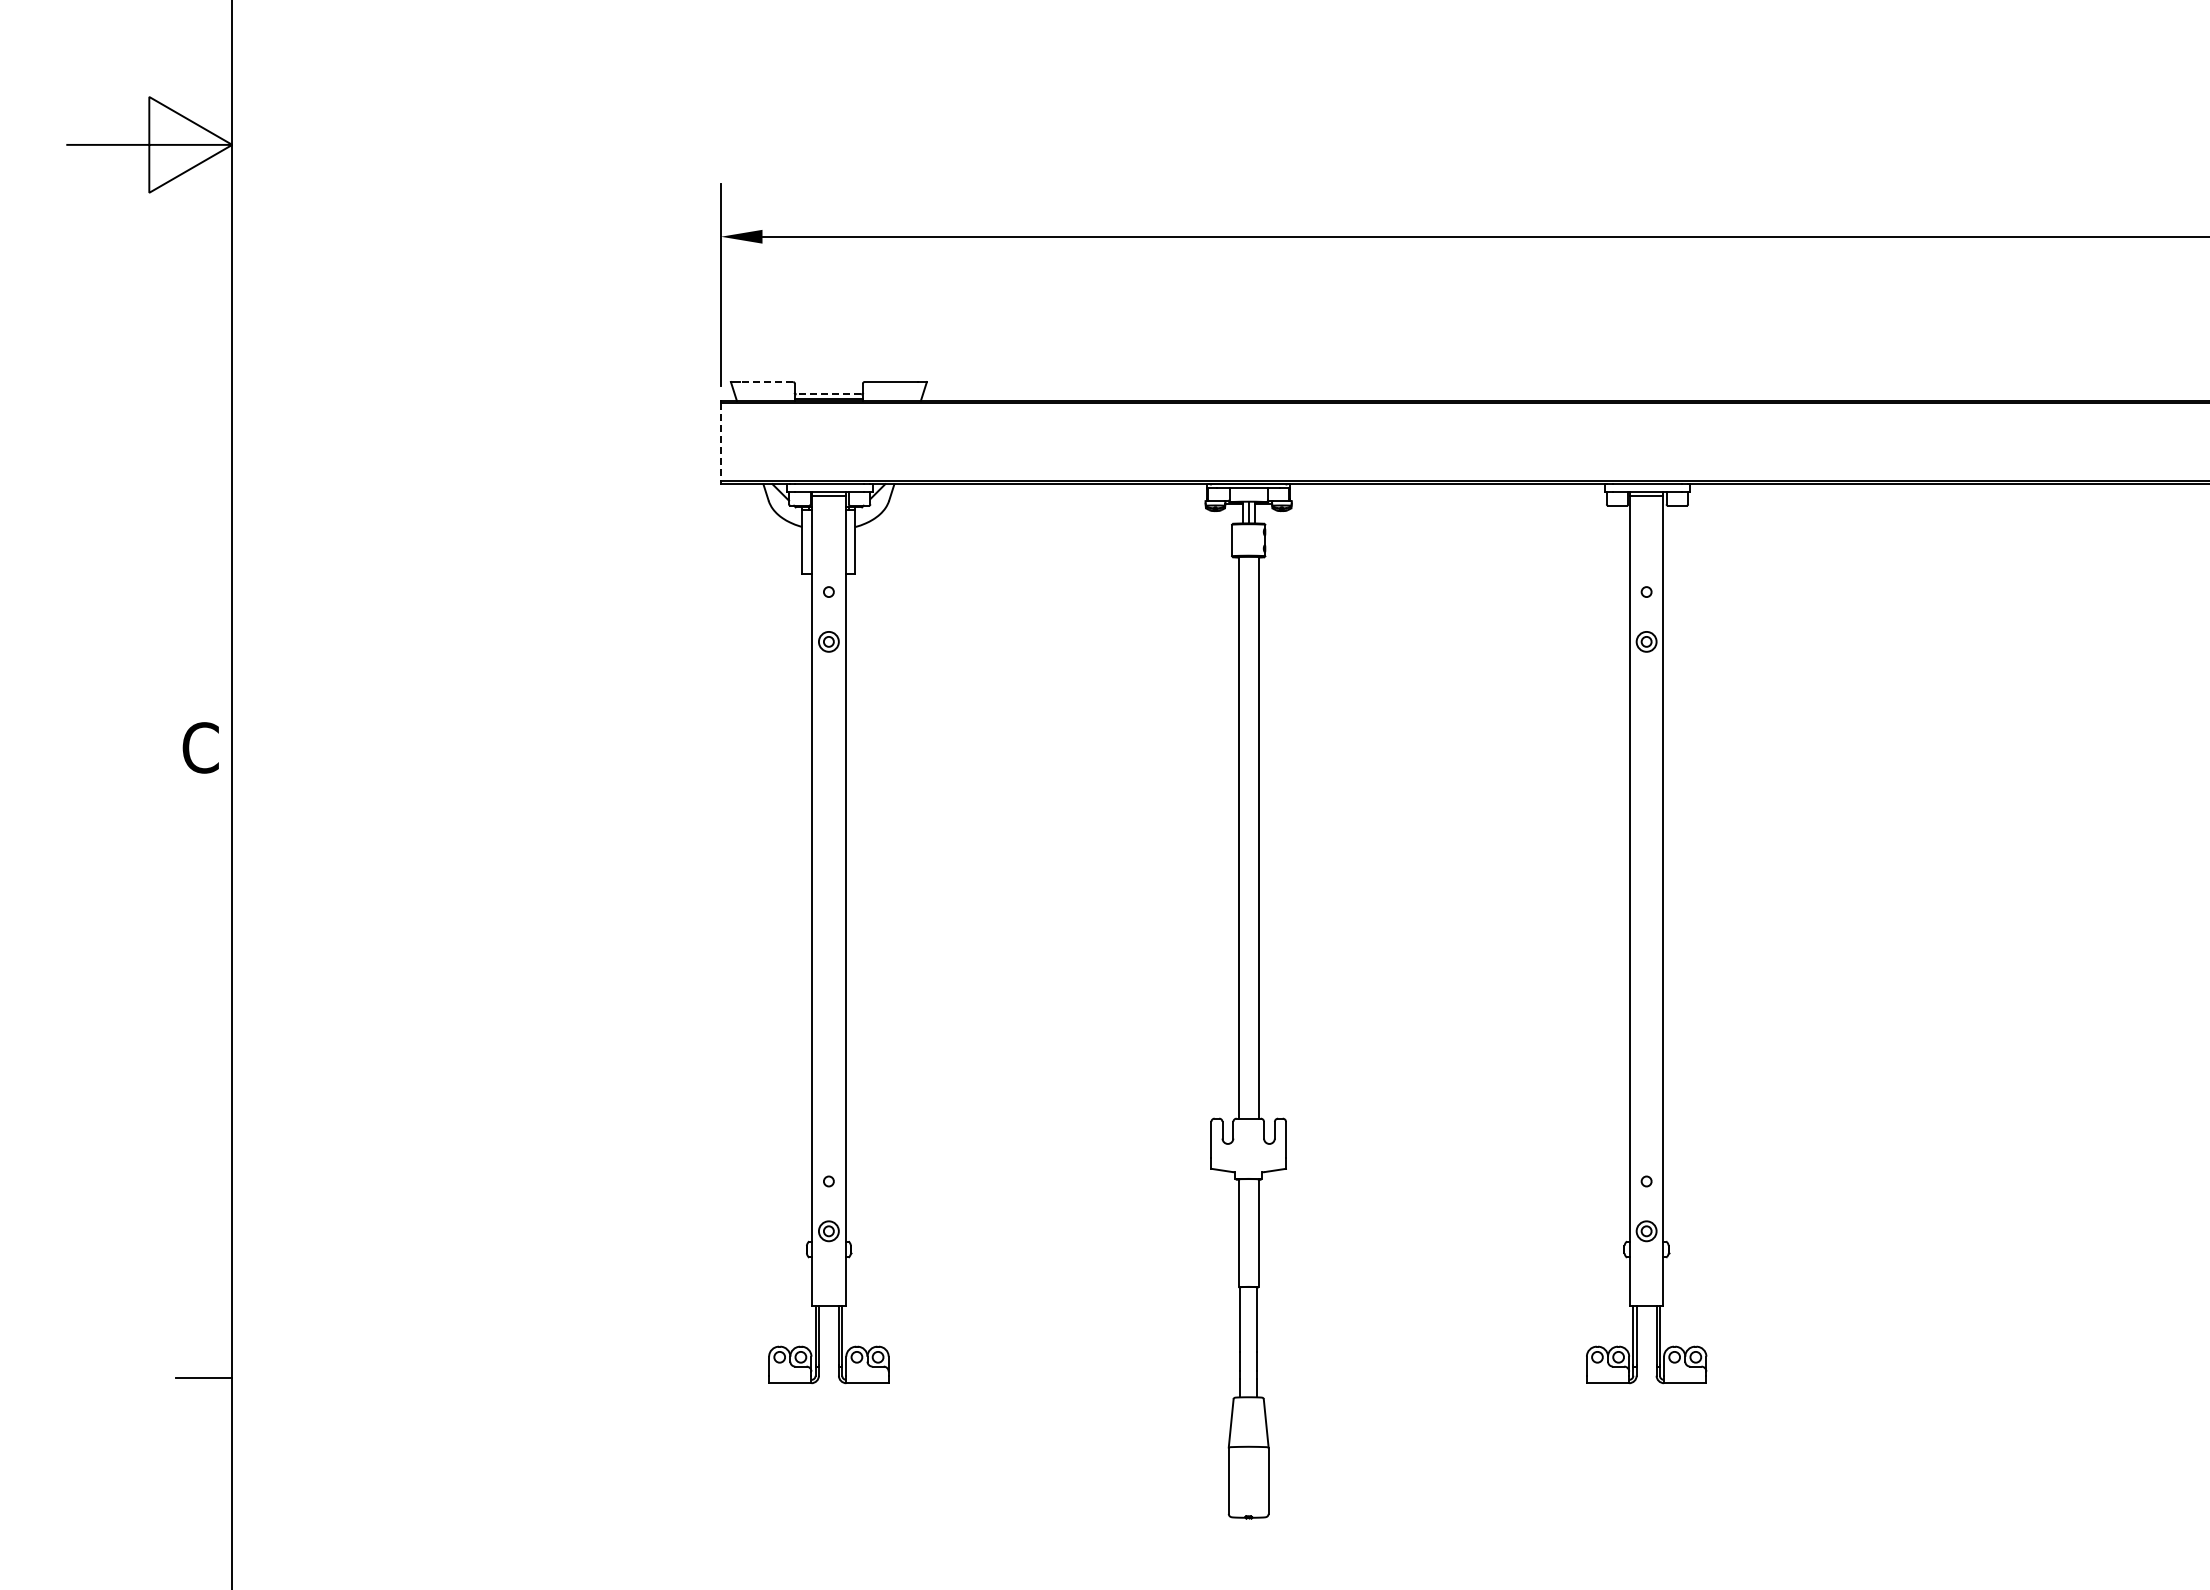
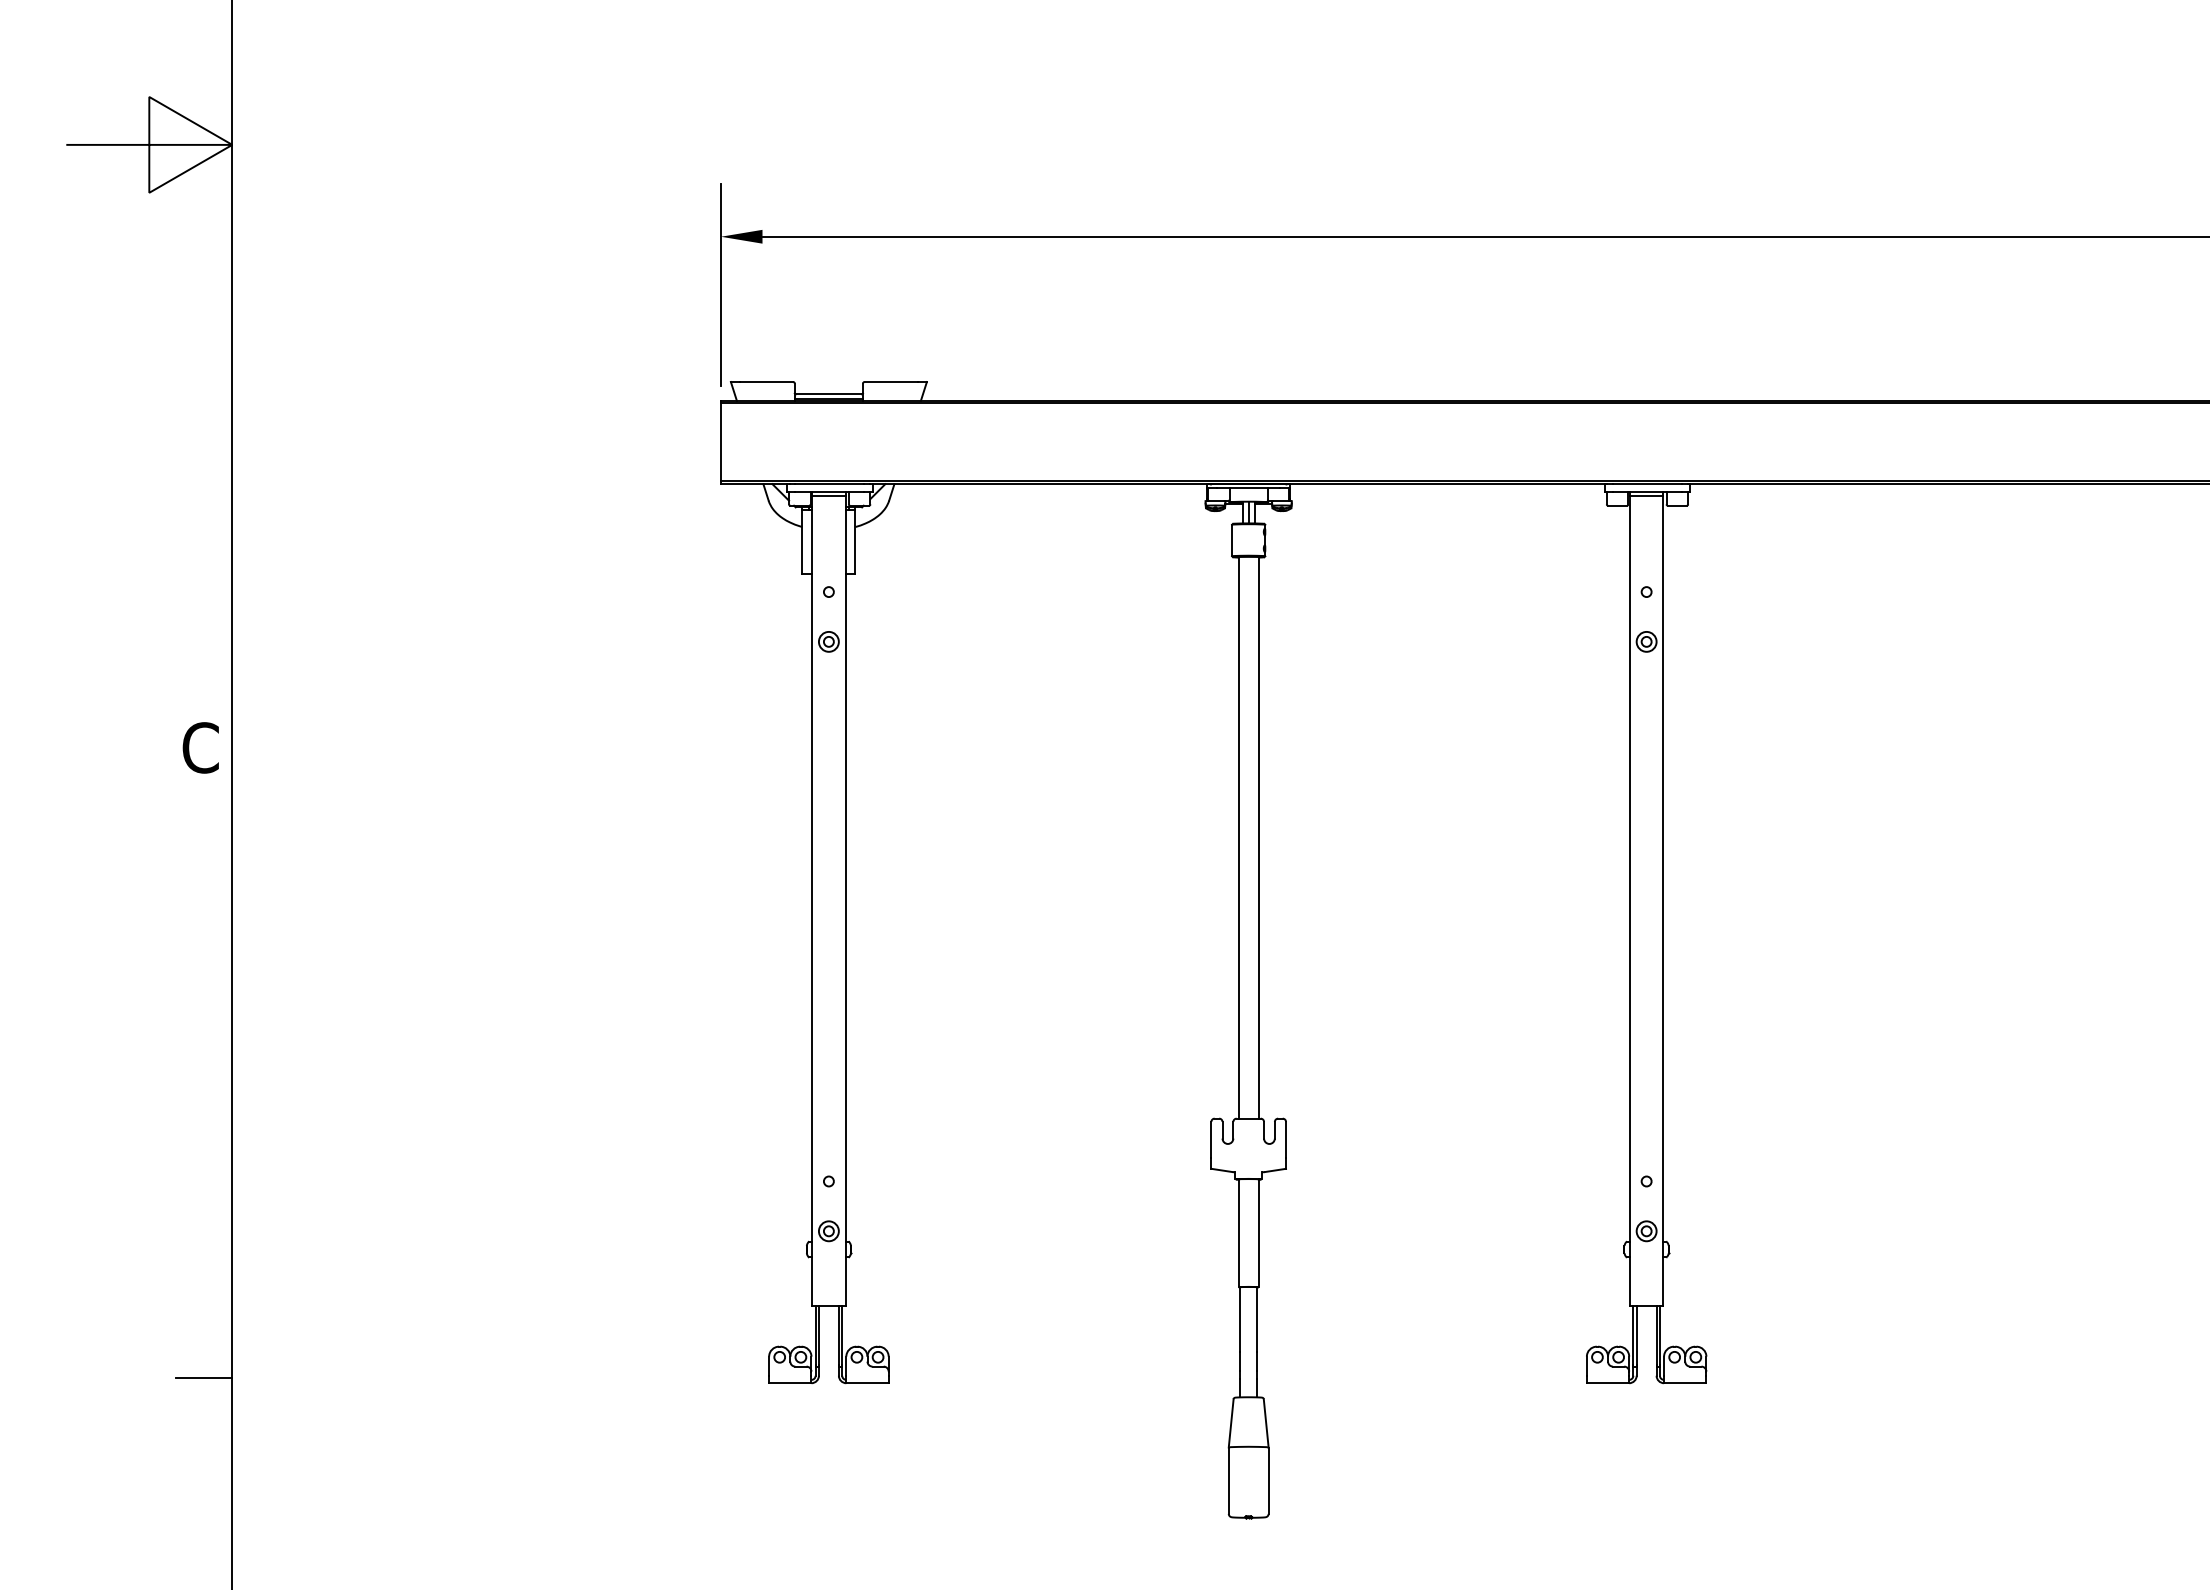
line: dashed -> solid (766, 382)
line: dashed -> solid (828, 394)
line: dashed -> solid (720, 442)
